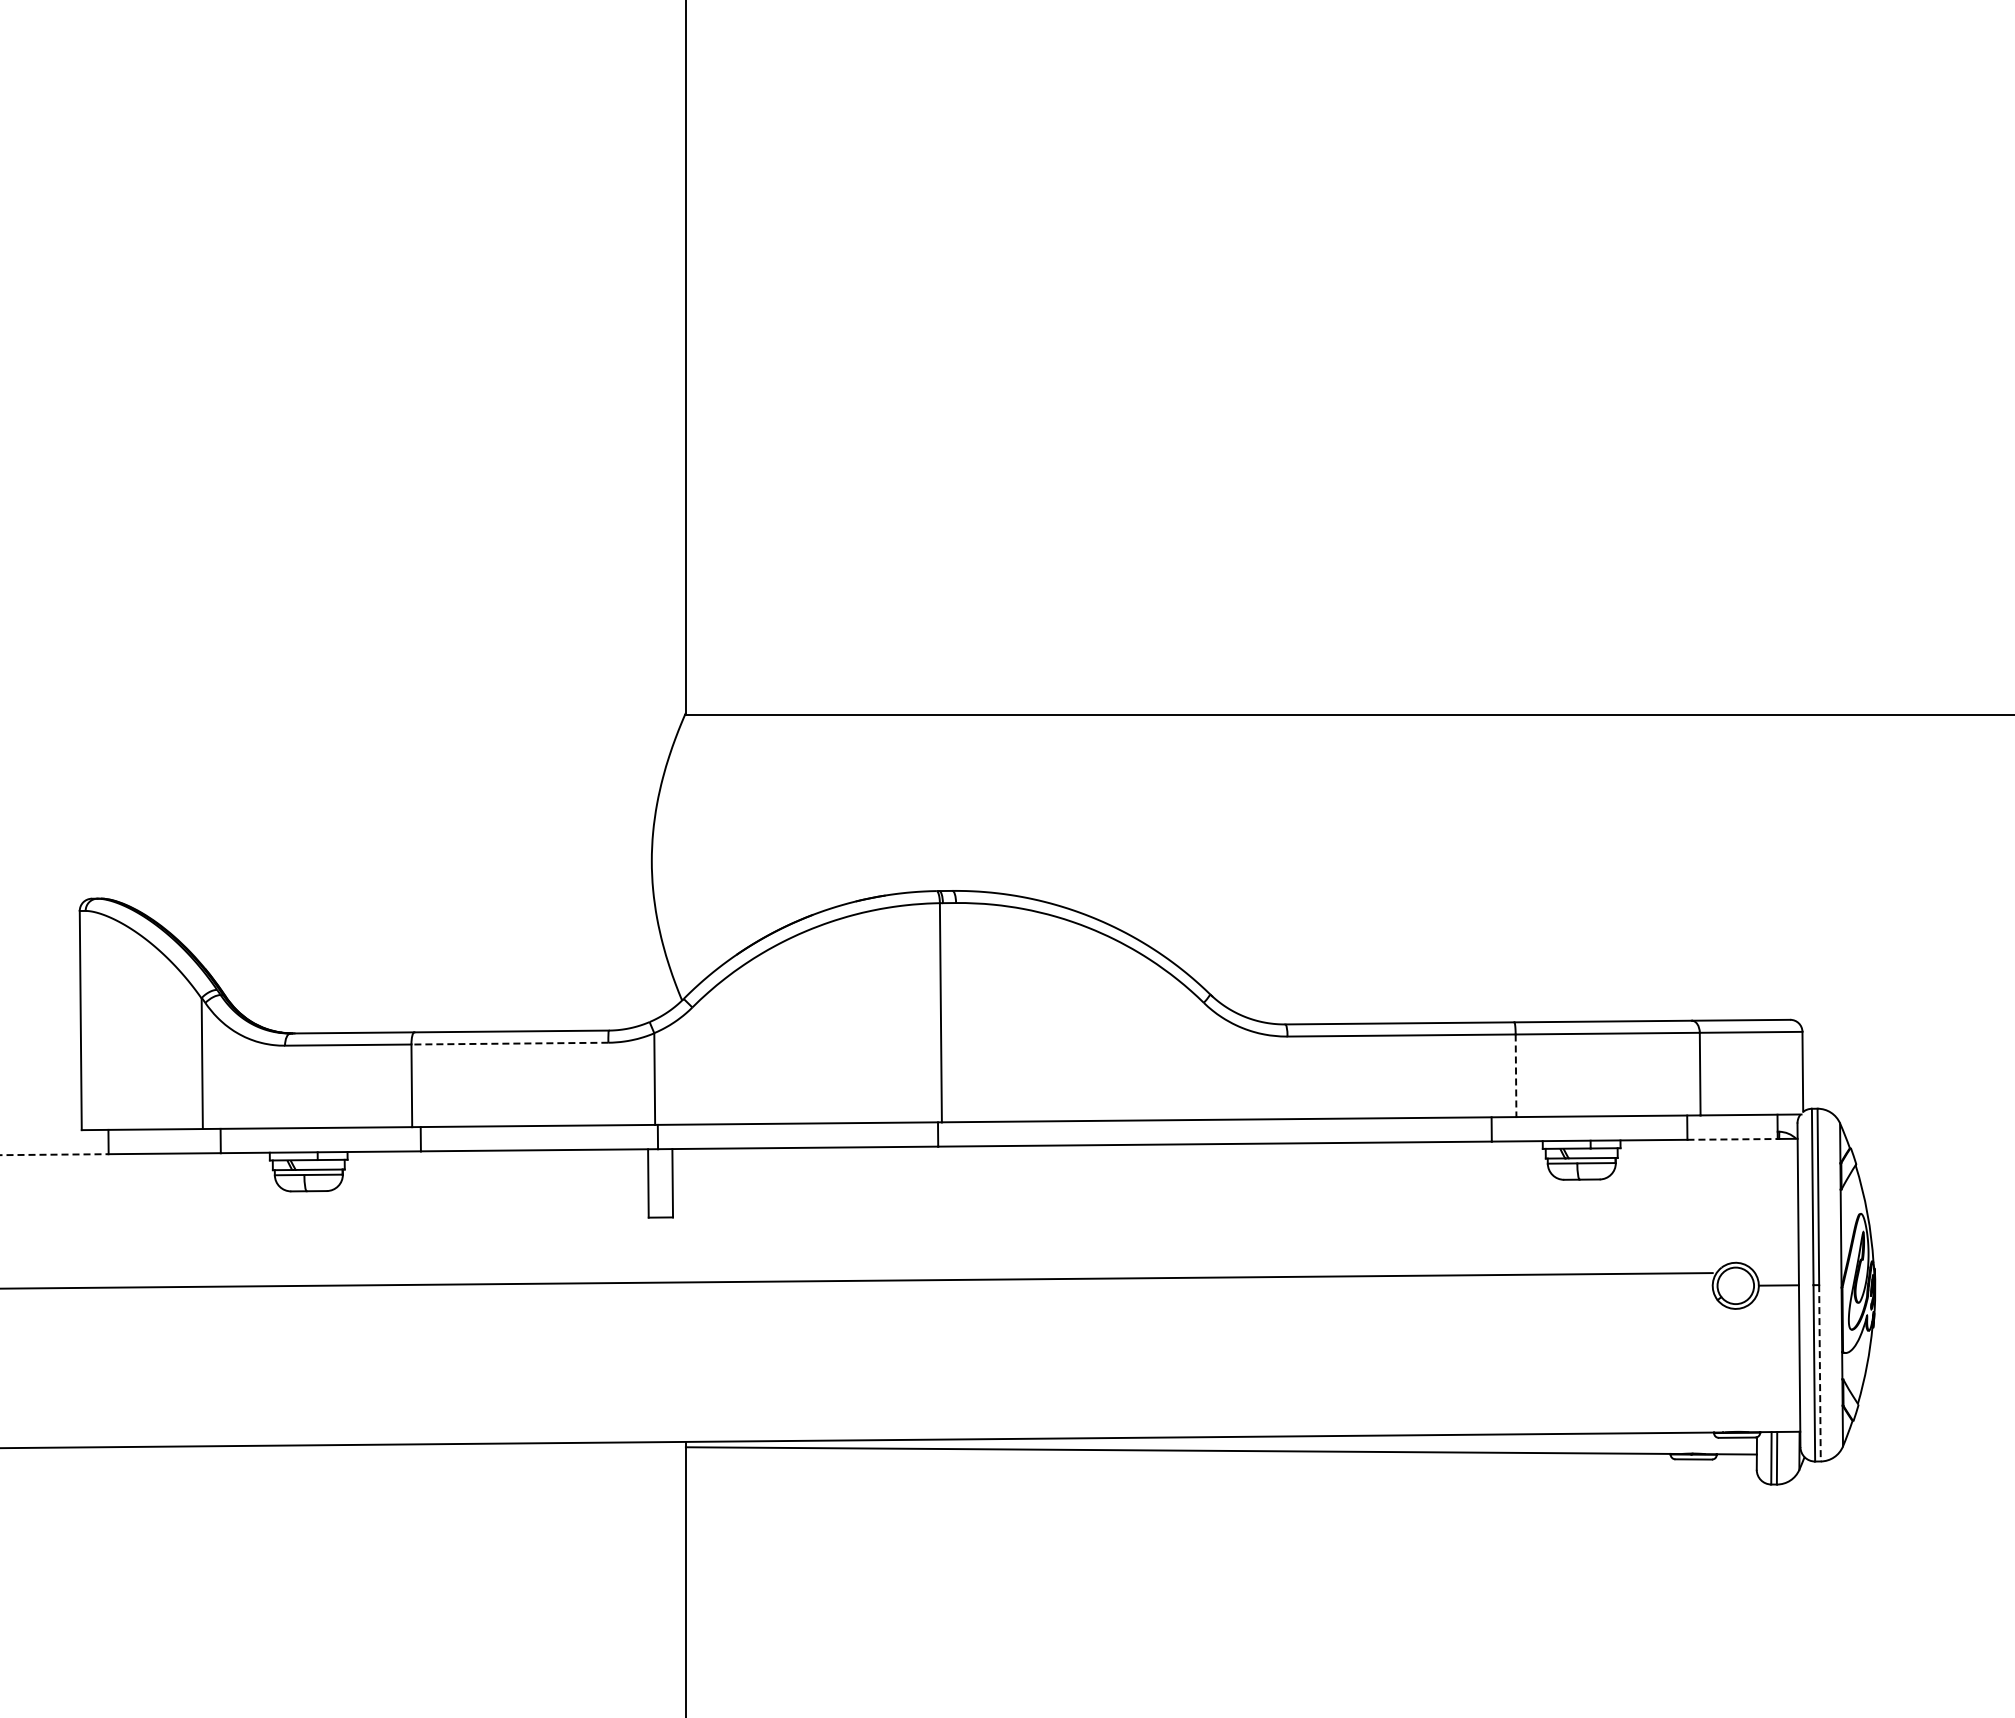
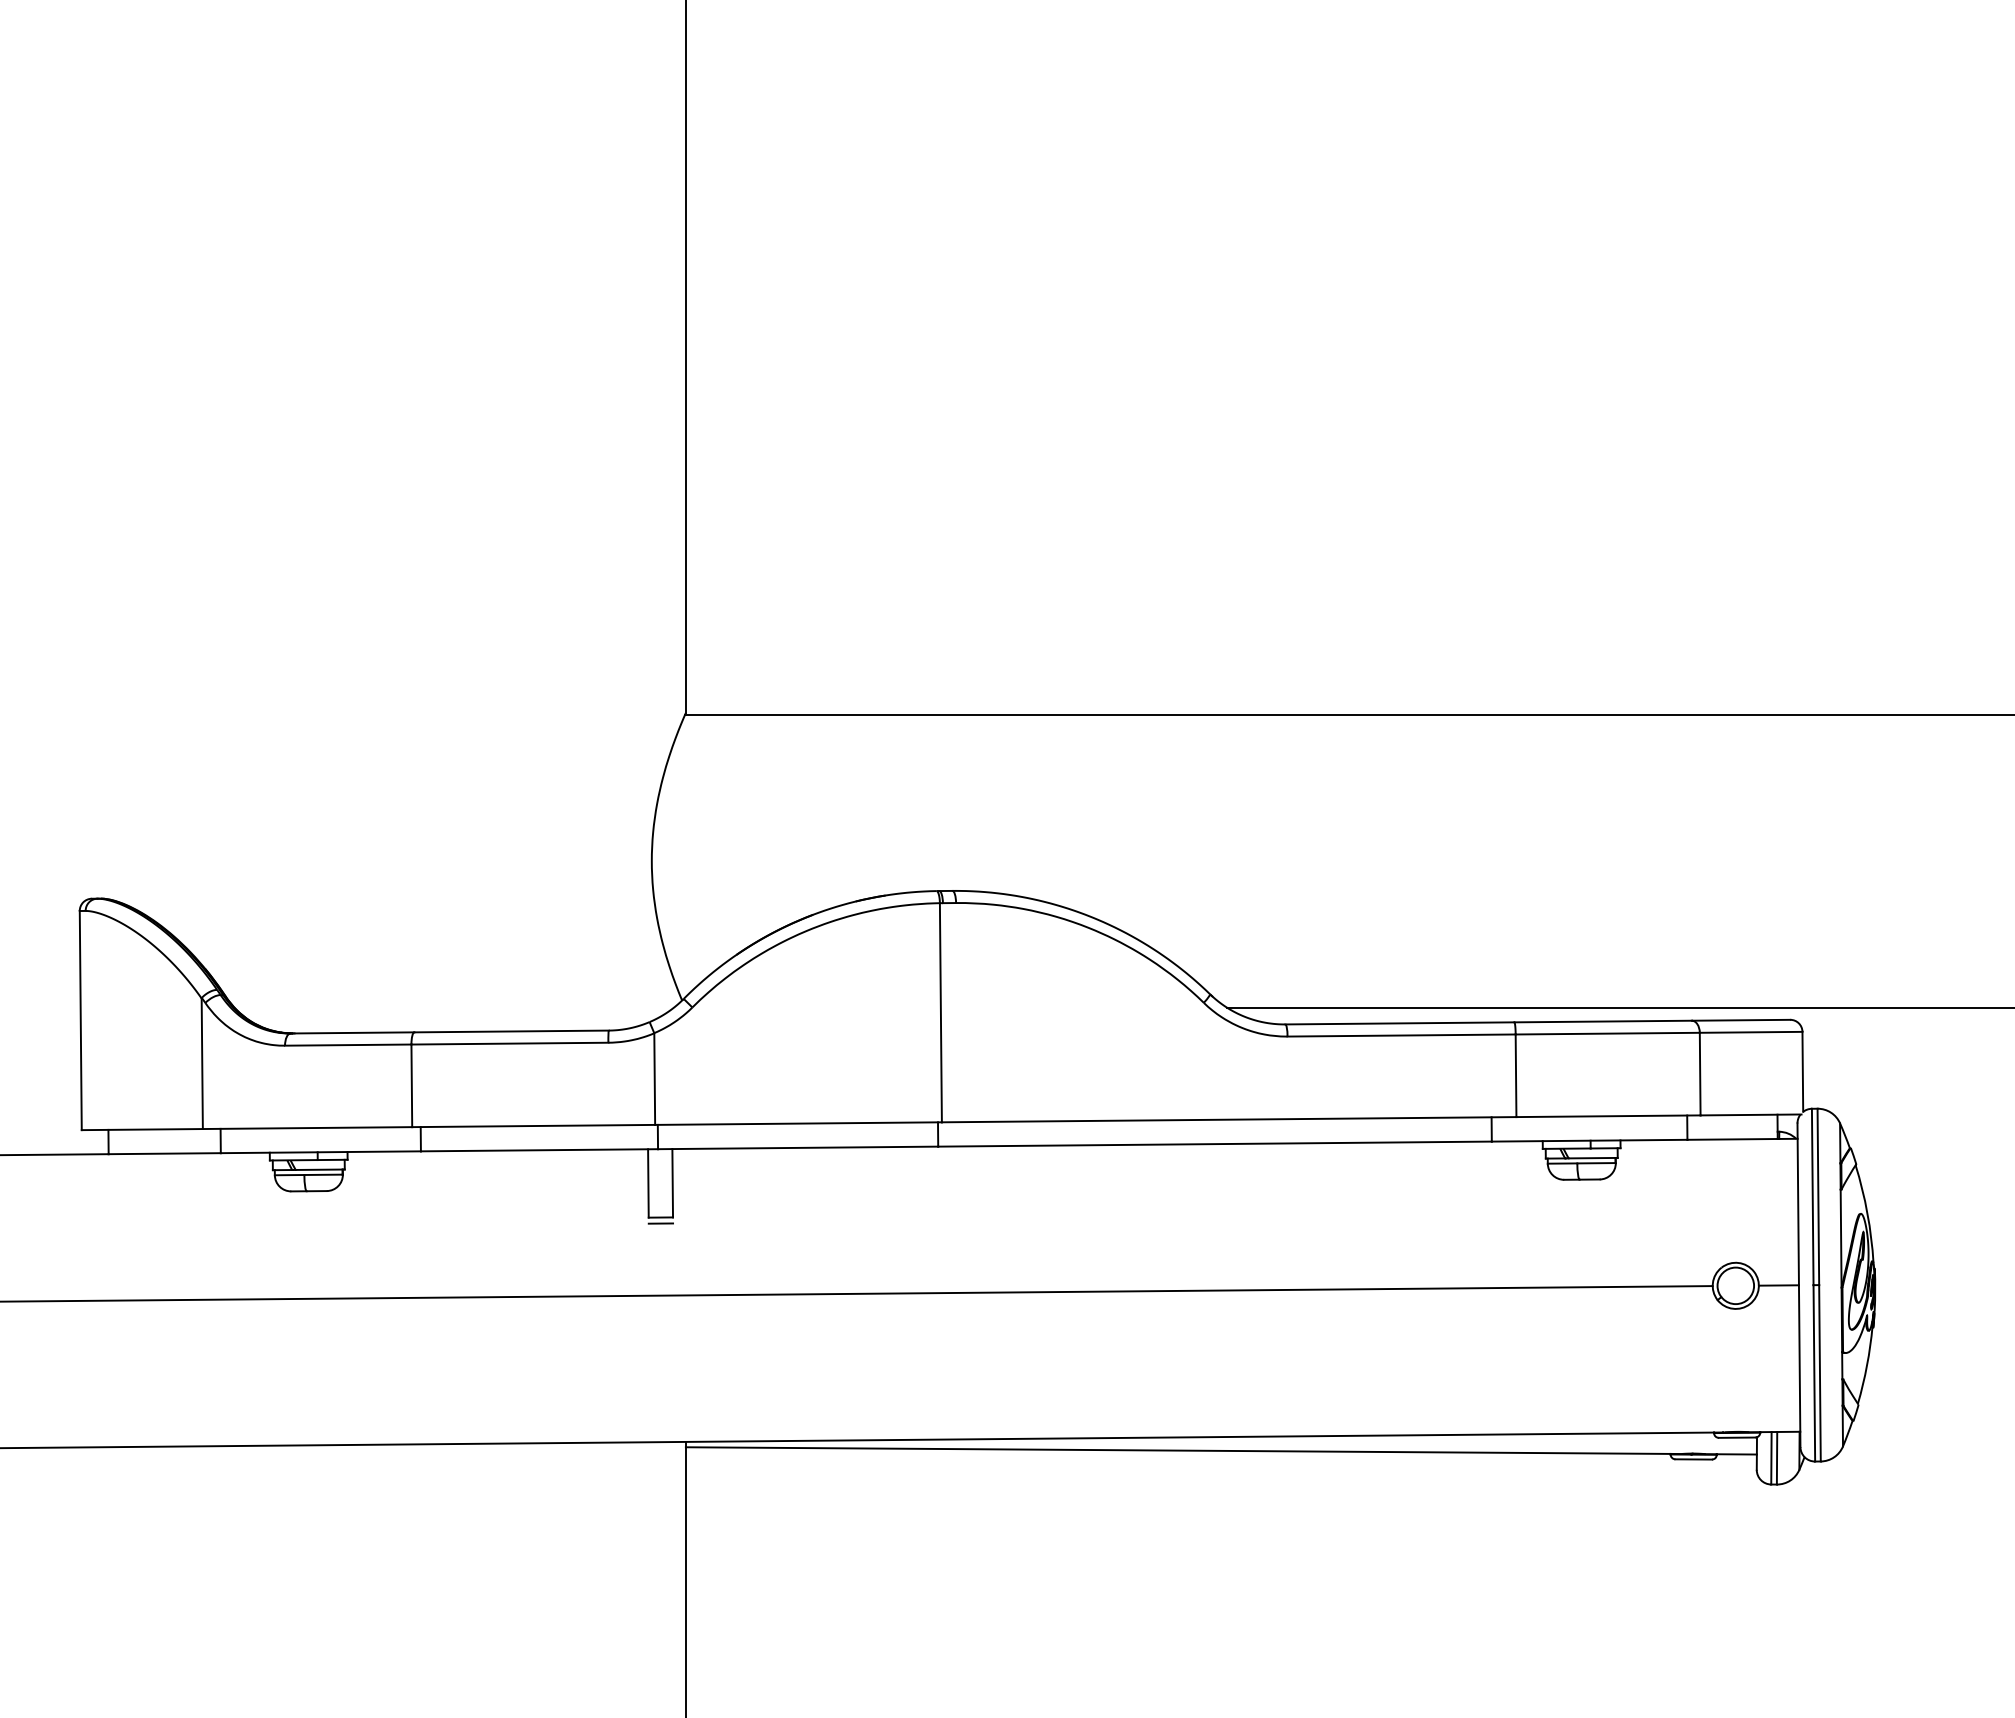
line: none -> present (1618, 1007)
line: dashed -> solid (509, 1043)
line: dashed -> solid (1516, 1076)
line: dashed -> solid (1733, 1139)
line: dashed -> solid (54, 1154)
line: none -> present (660, 1223)
line position: (857, 1280) -> (857, 1293) (857, 1293)
line: dashed -> solid (1819, 1373)
